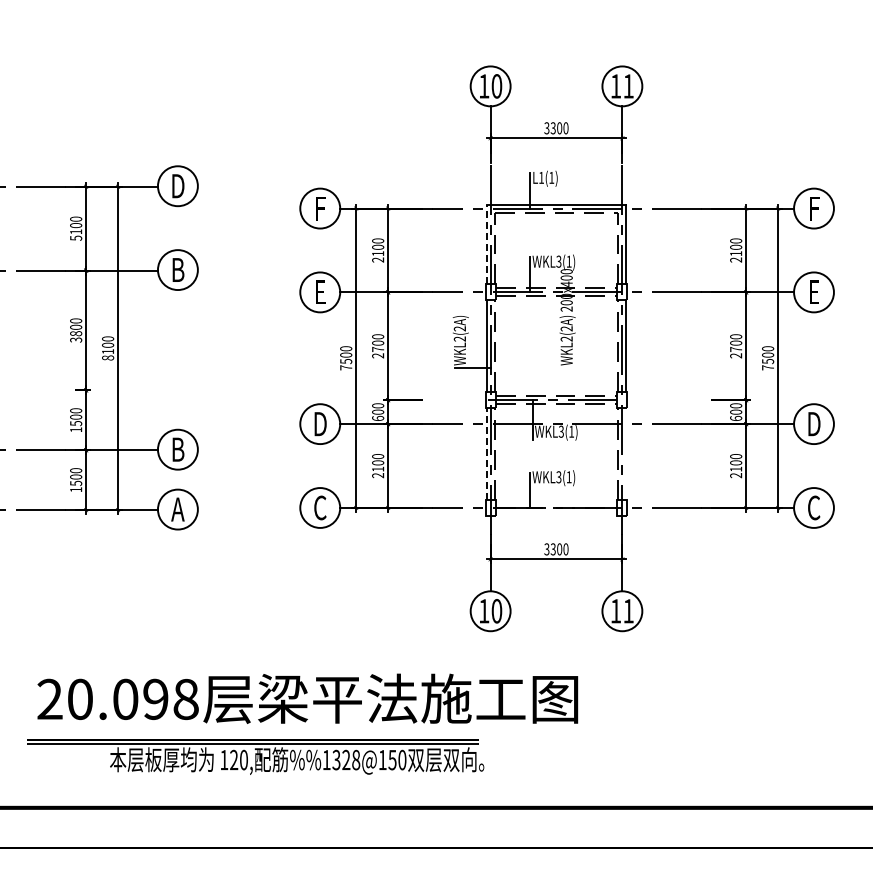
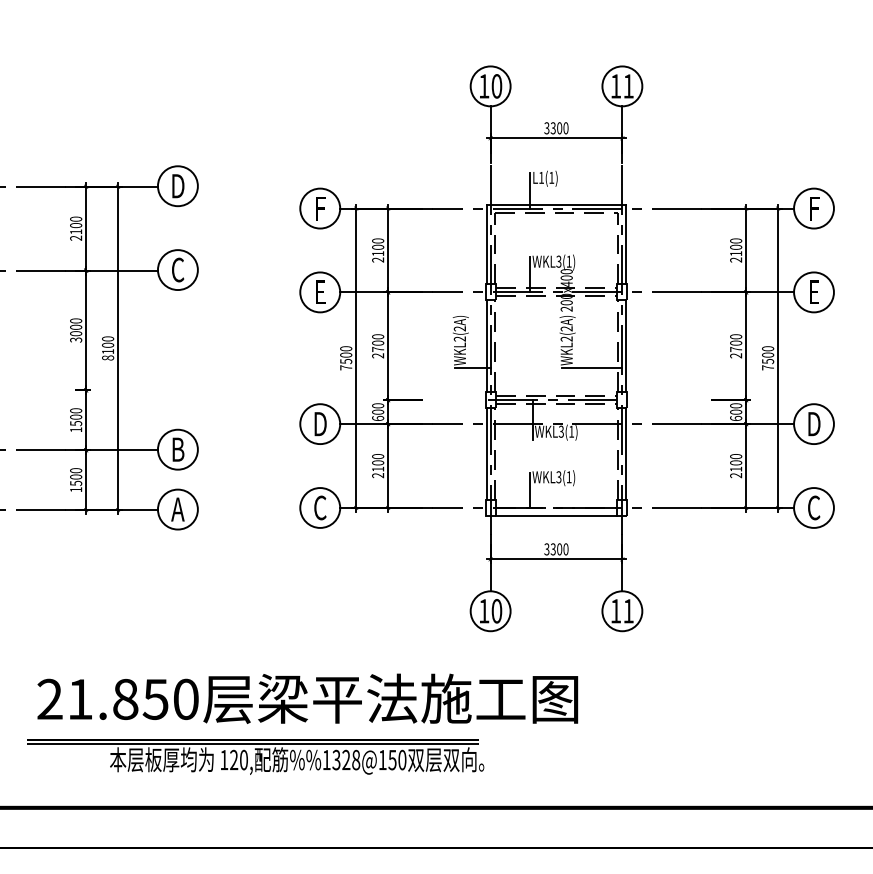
text: 5100 -> 2100 (76, 237)
line: dashed -> solid (486, 244)
text: B -> C (178, 269)
text: 3800 -> 3000 (75, 333)
line: none -> present (592, 367)
line: dashed -> solid (486, 454)
line: none -> present (626, 454)
line: none -> present (556, 515)
text: 20.098 -> 21.850 (133, 699)
